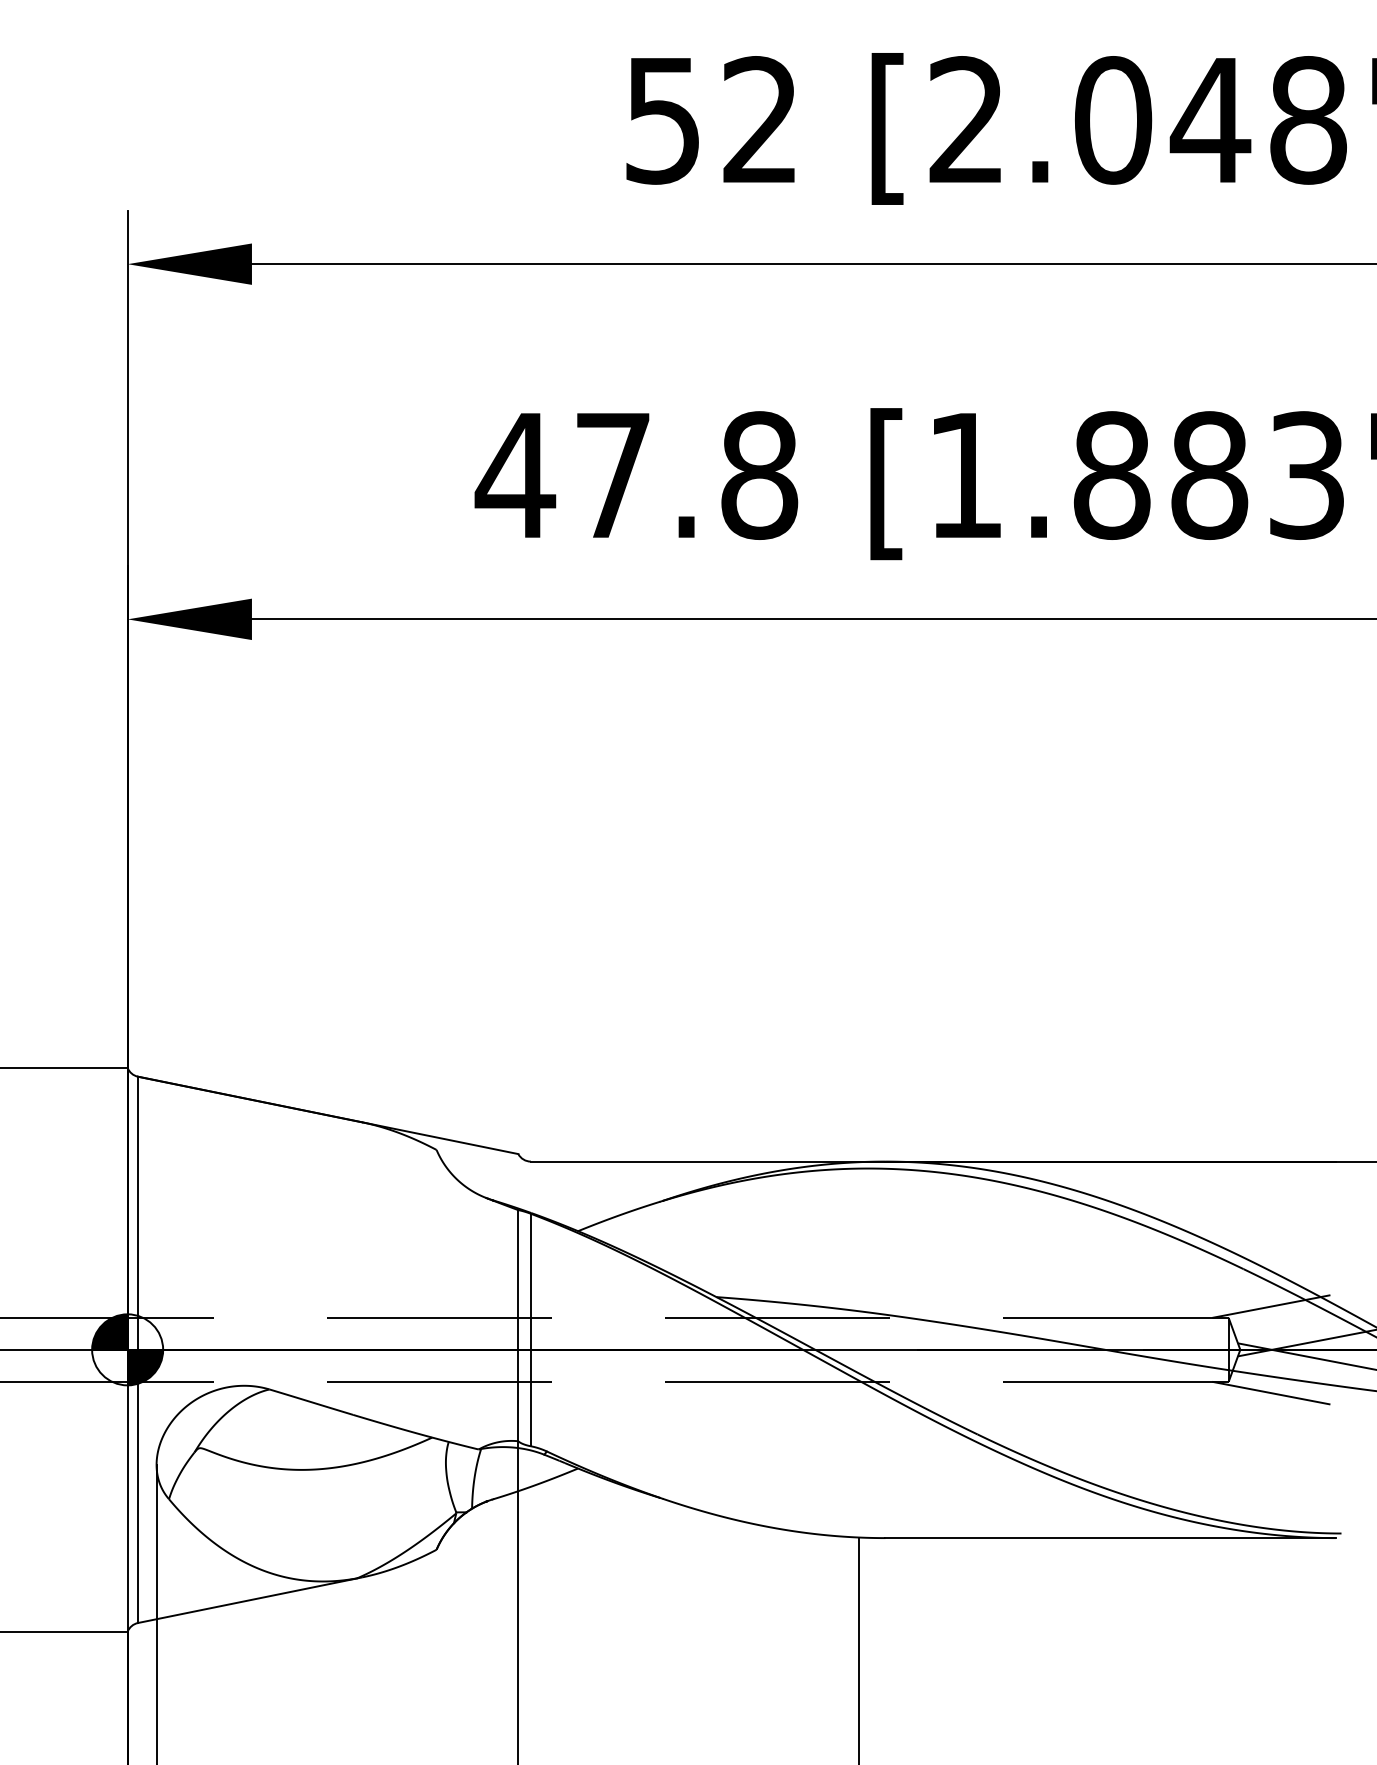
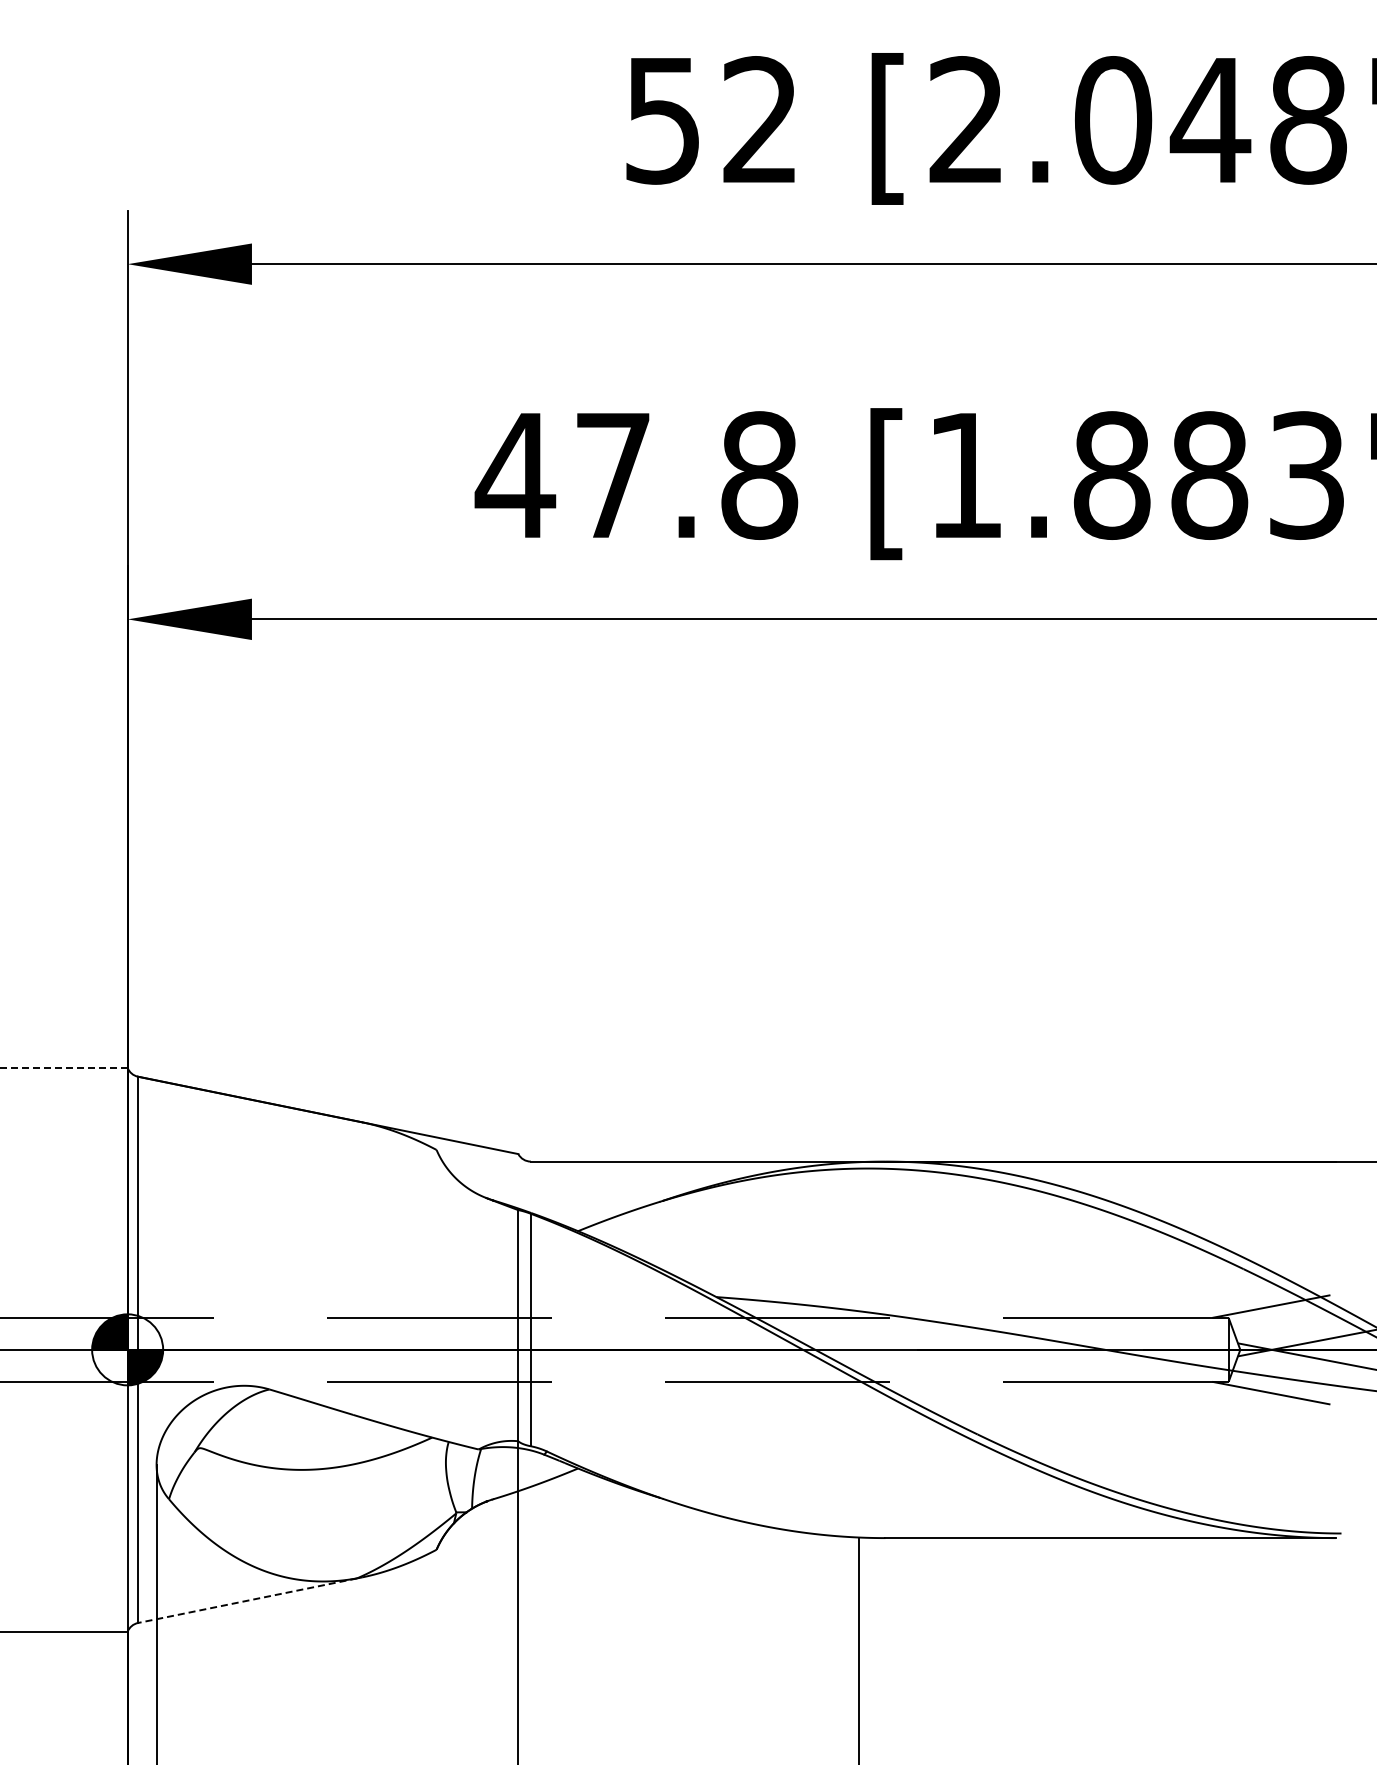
line: solid -> dashed (63, 1067)
line: solid -> dashed (247, 1600)
